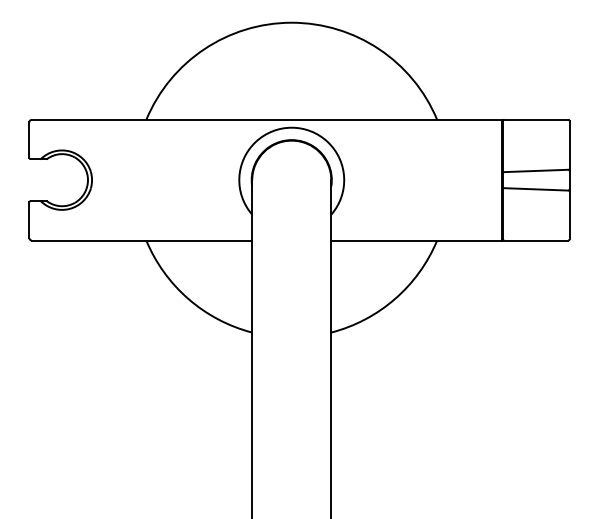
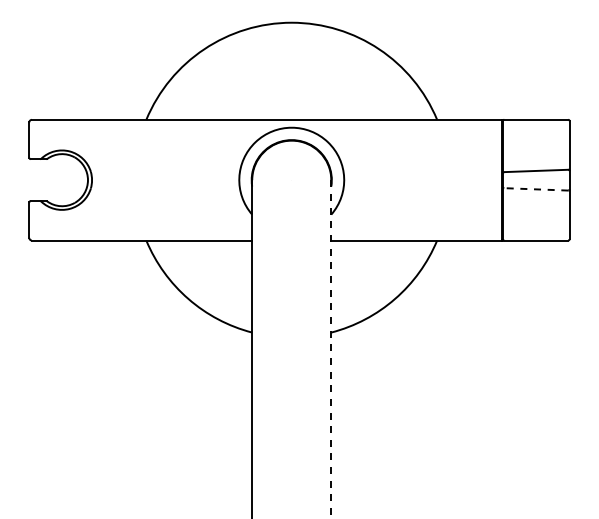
line: solid -> dashed (535, 189)
line: solid -> dashed (331, 350)
